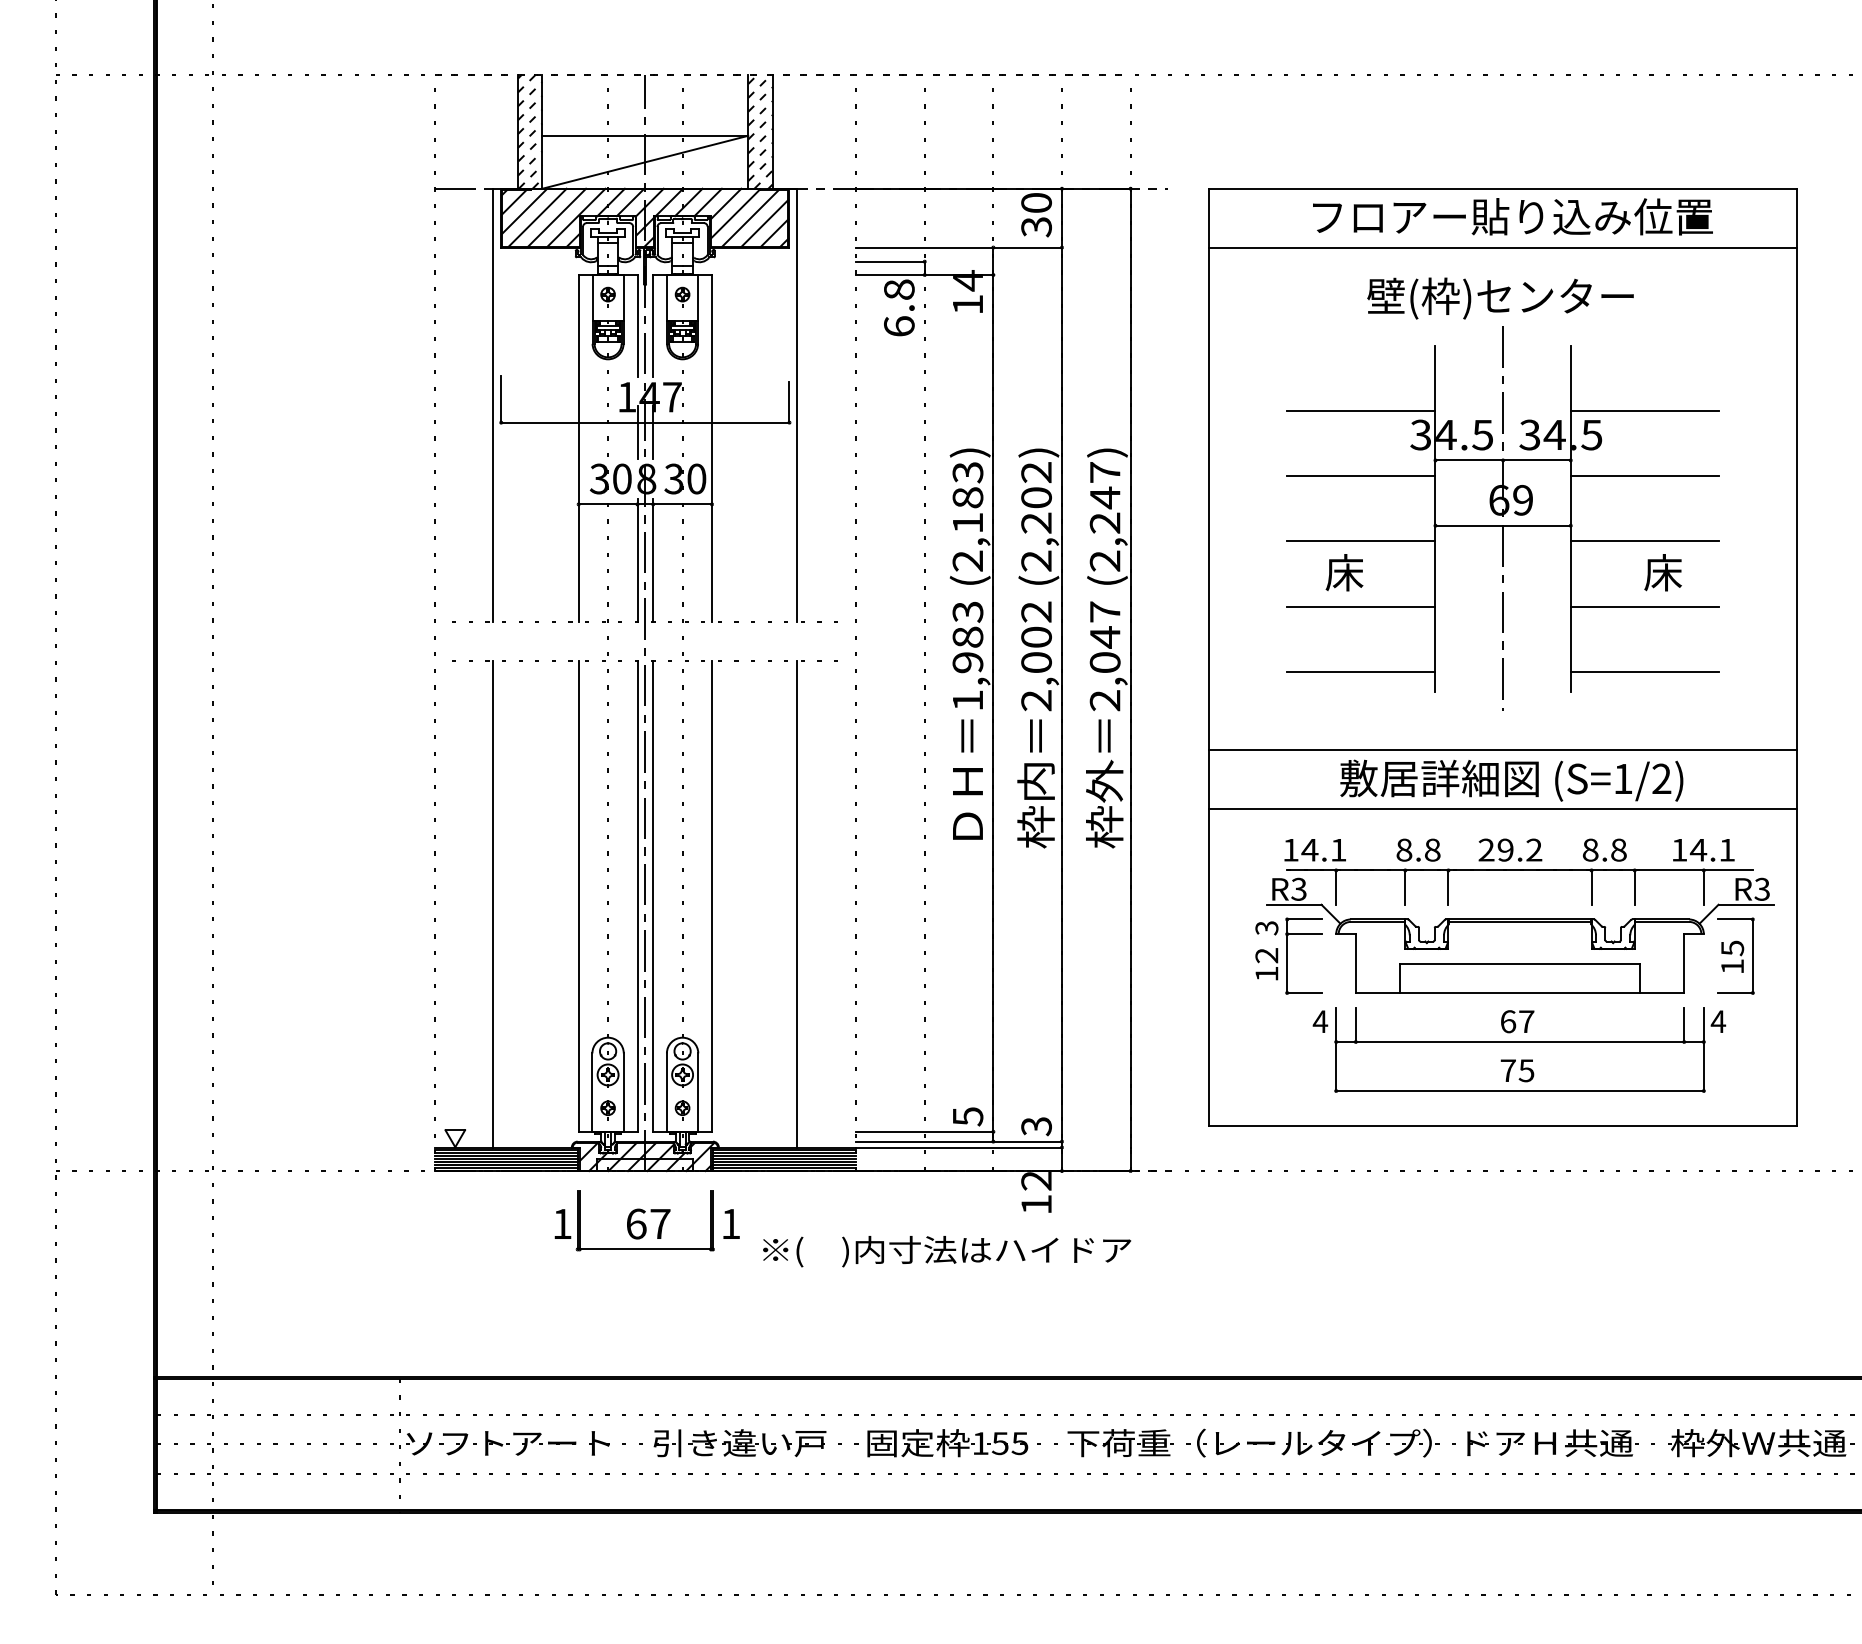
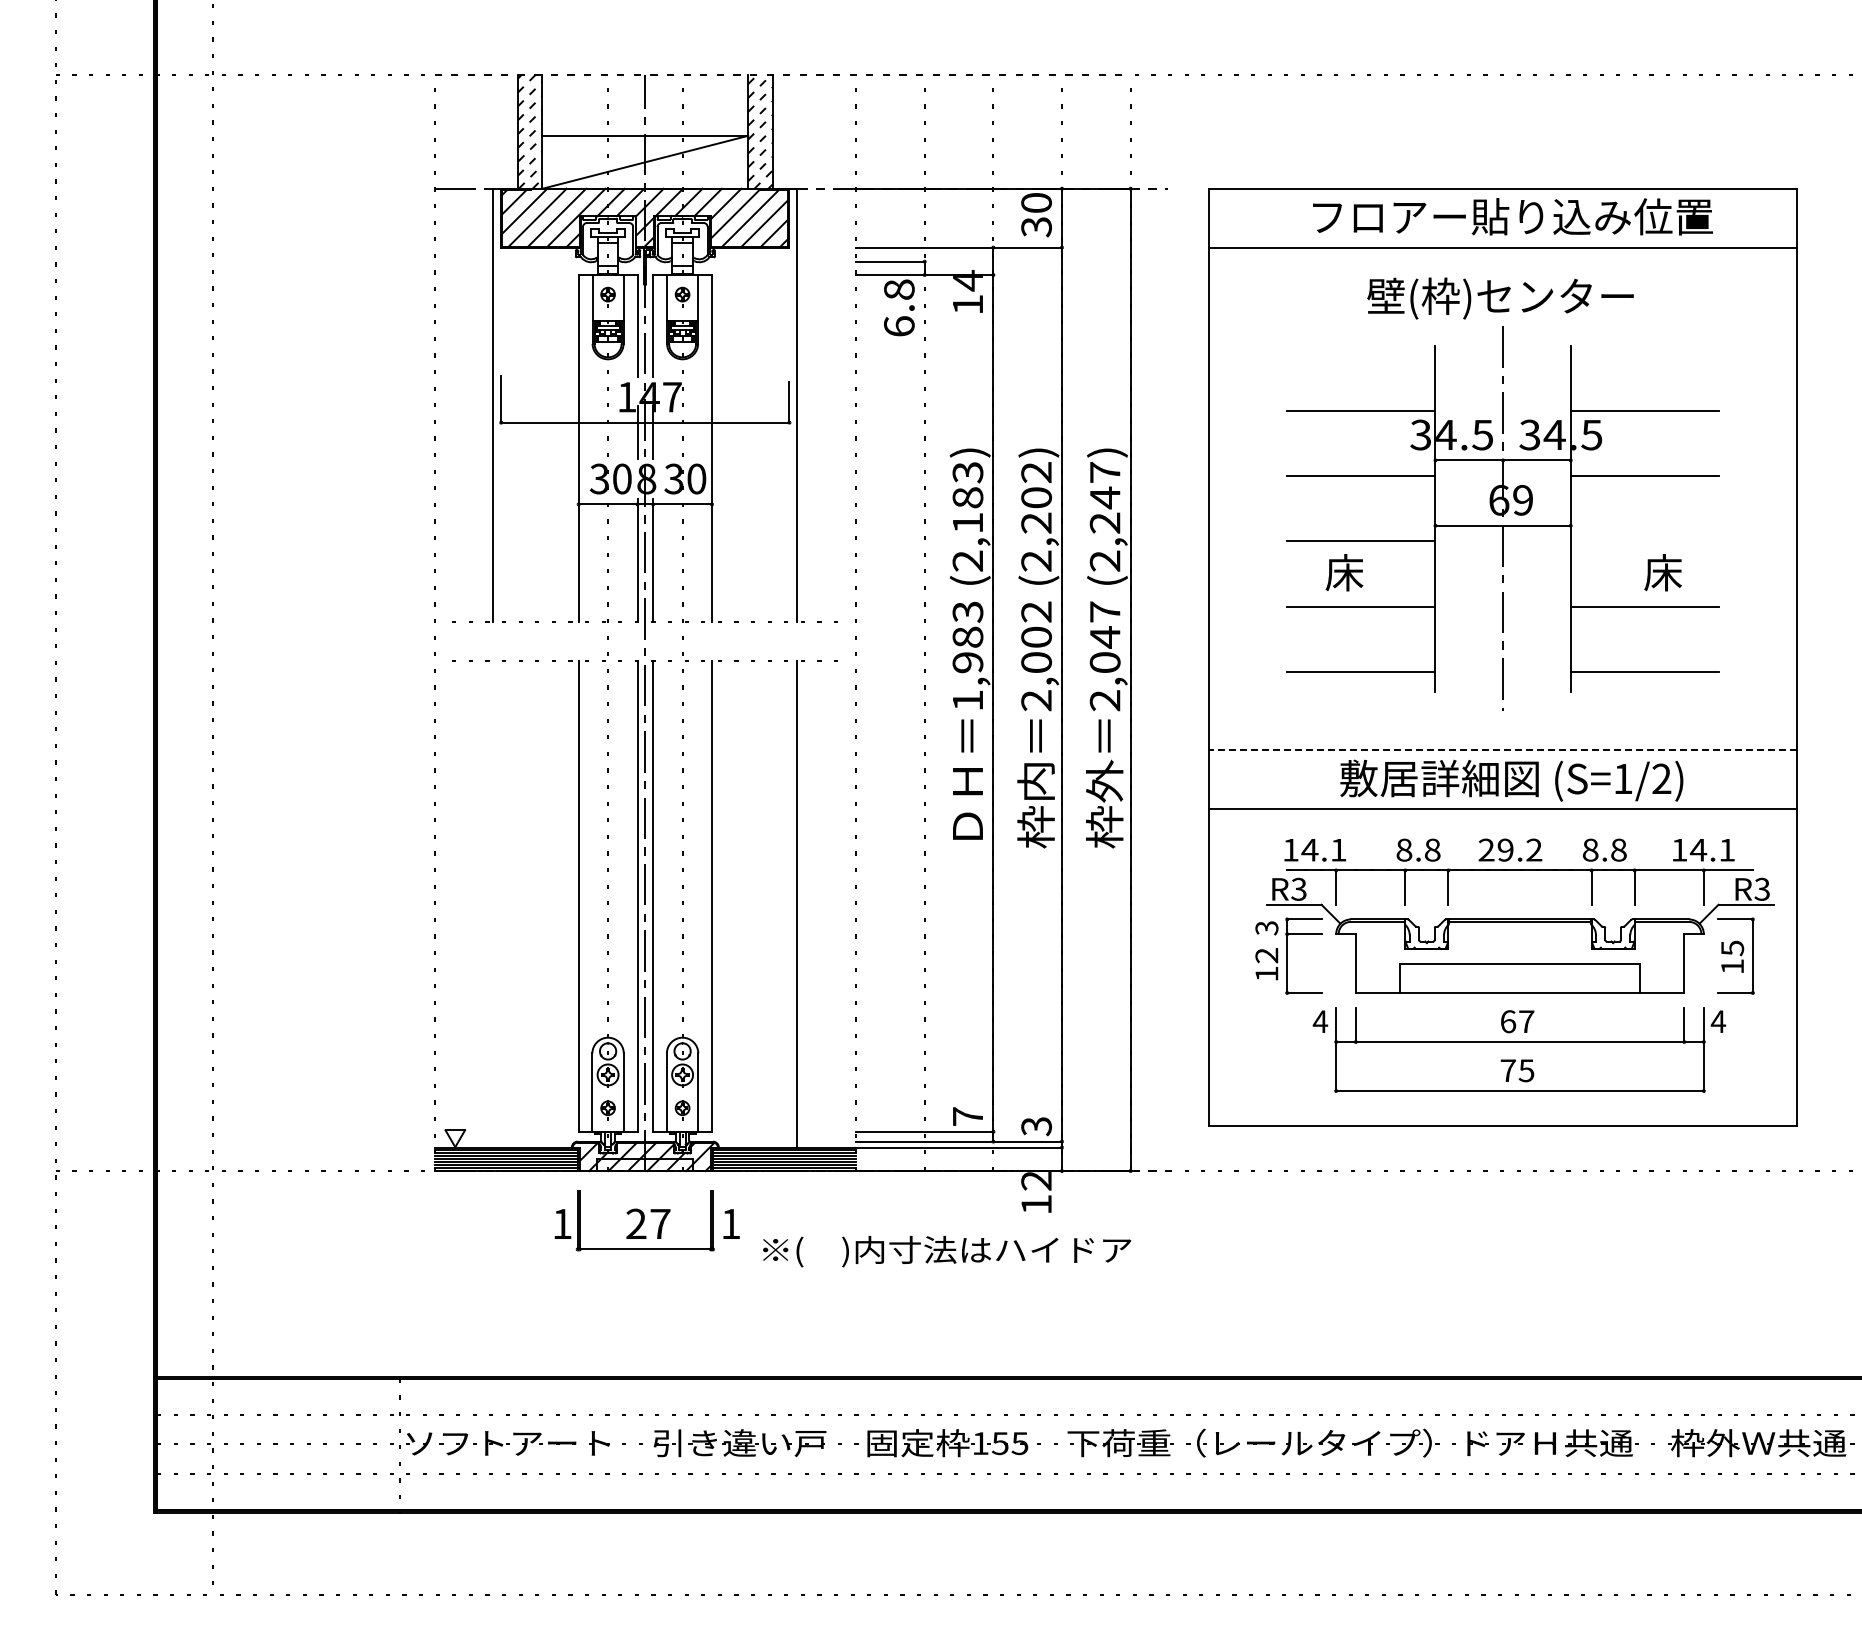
line: present -> none (1644, 541)
line: solid -> dashed (1502, 750)
line: present -> none (493, 904)
text: 5 -> 7 (968, 1116)
text: 67 -> 27 (636, 1223)
